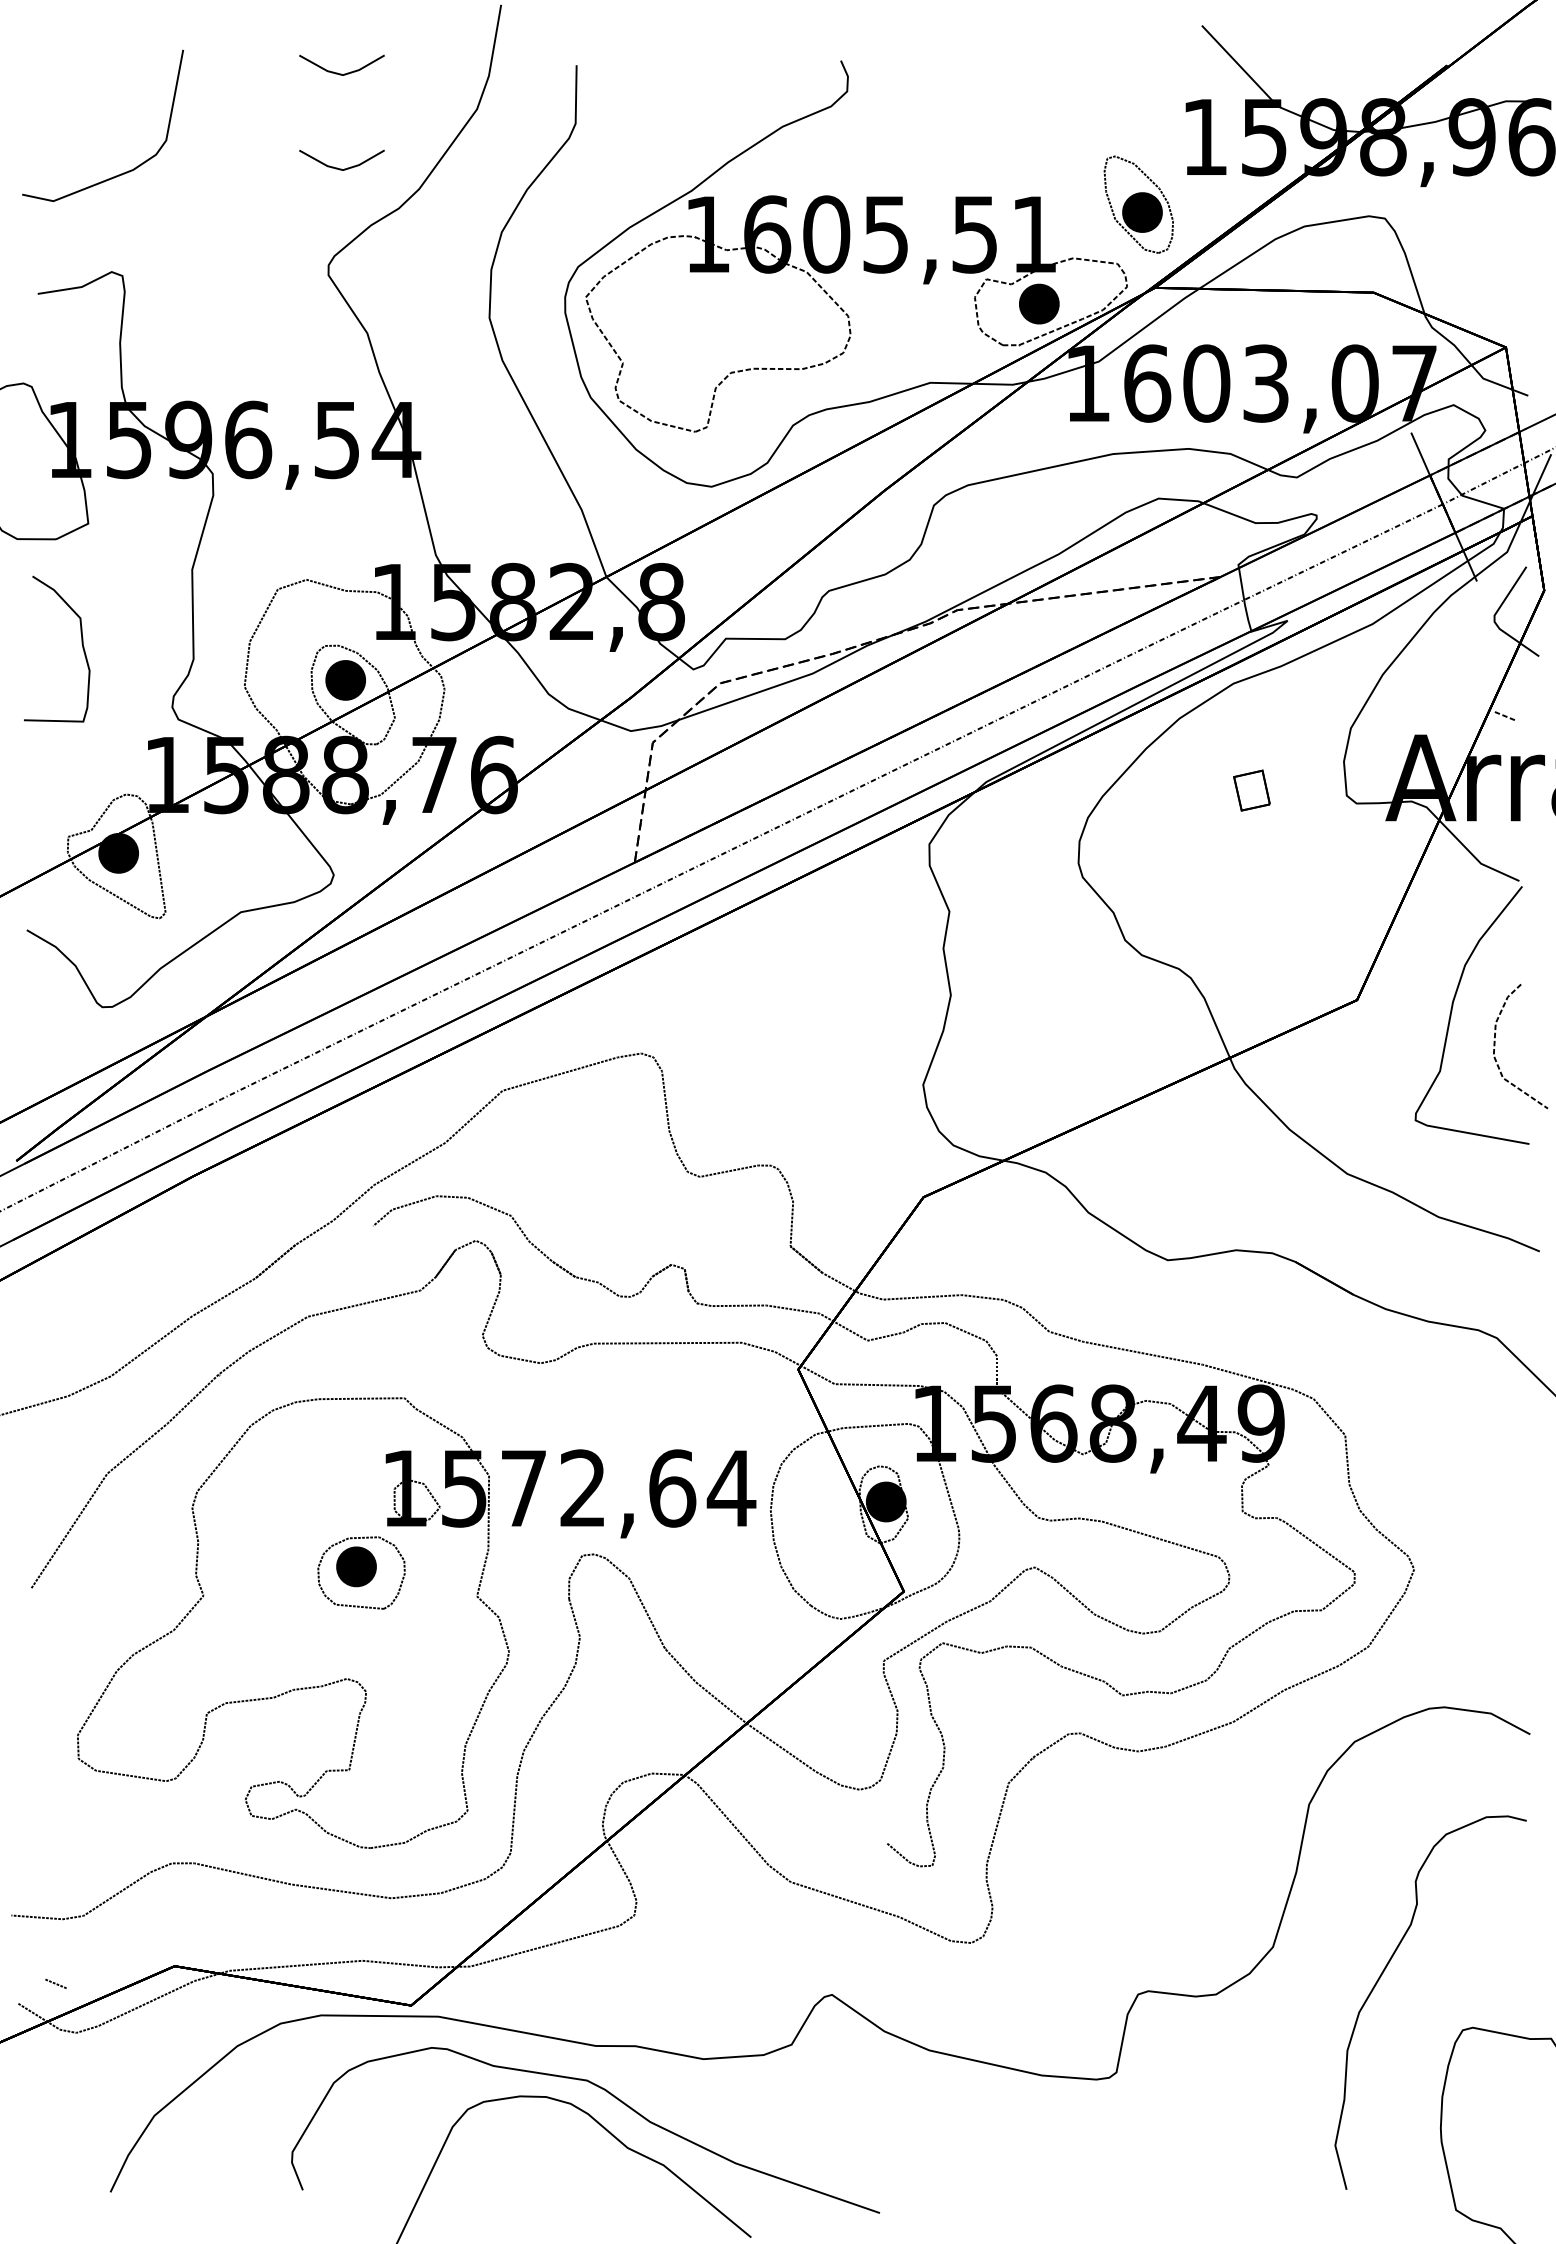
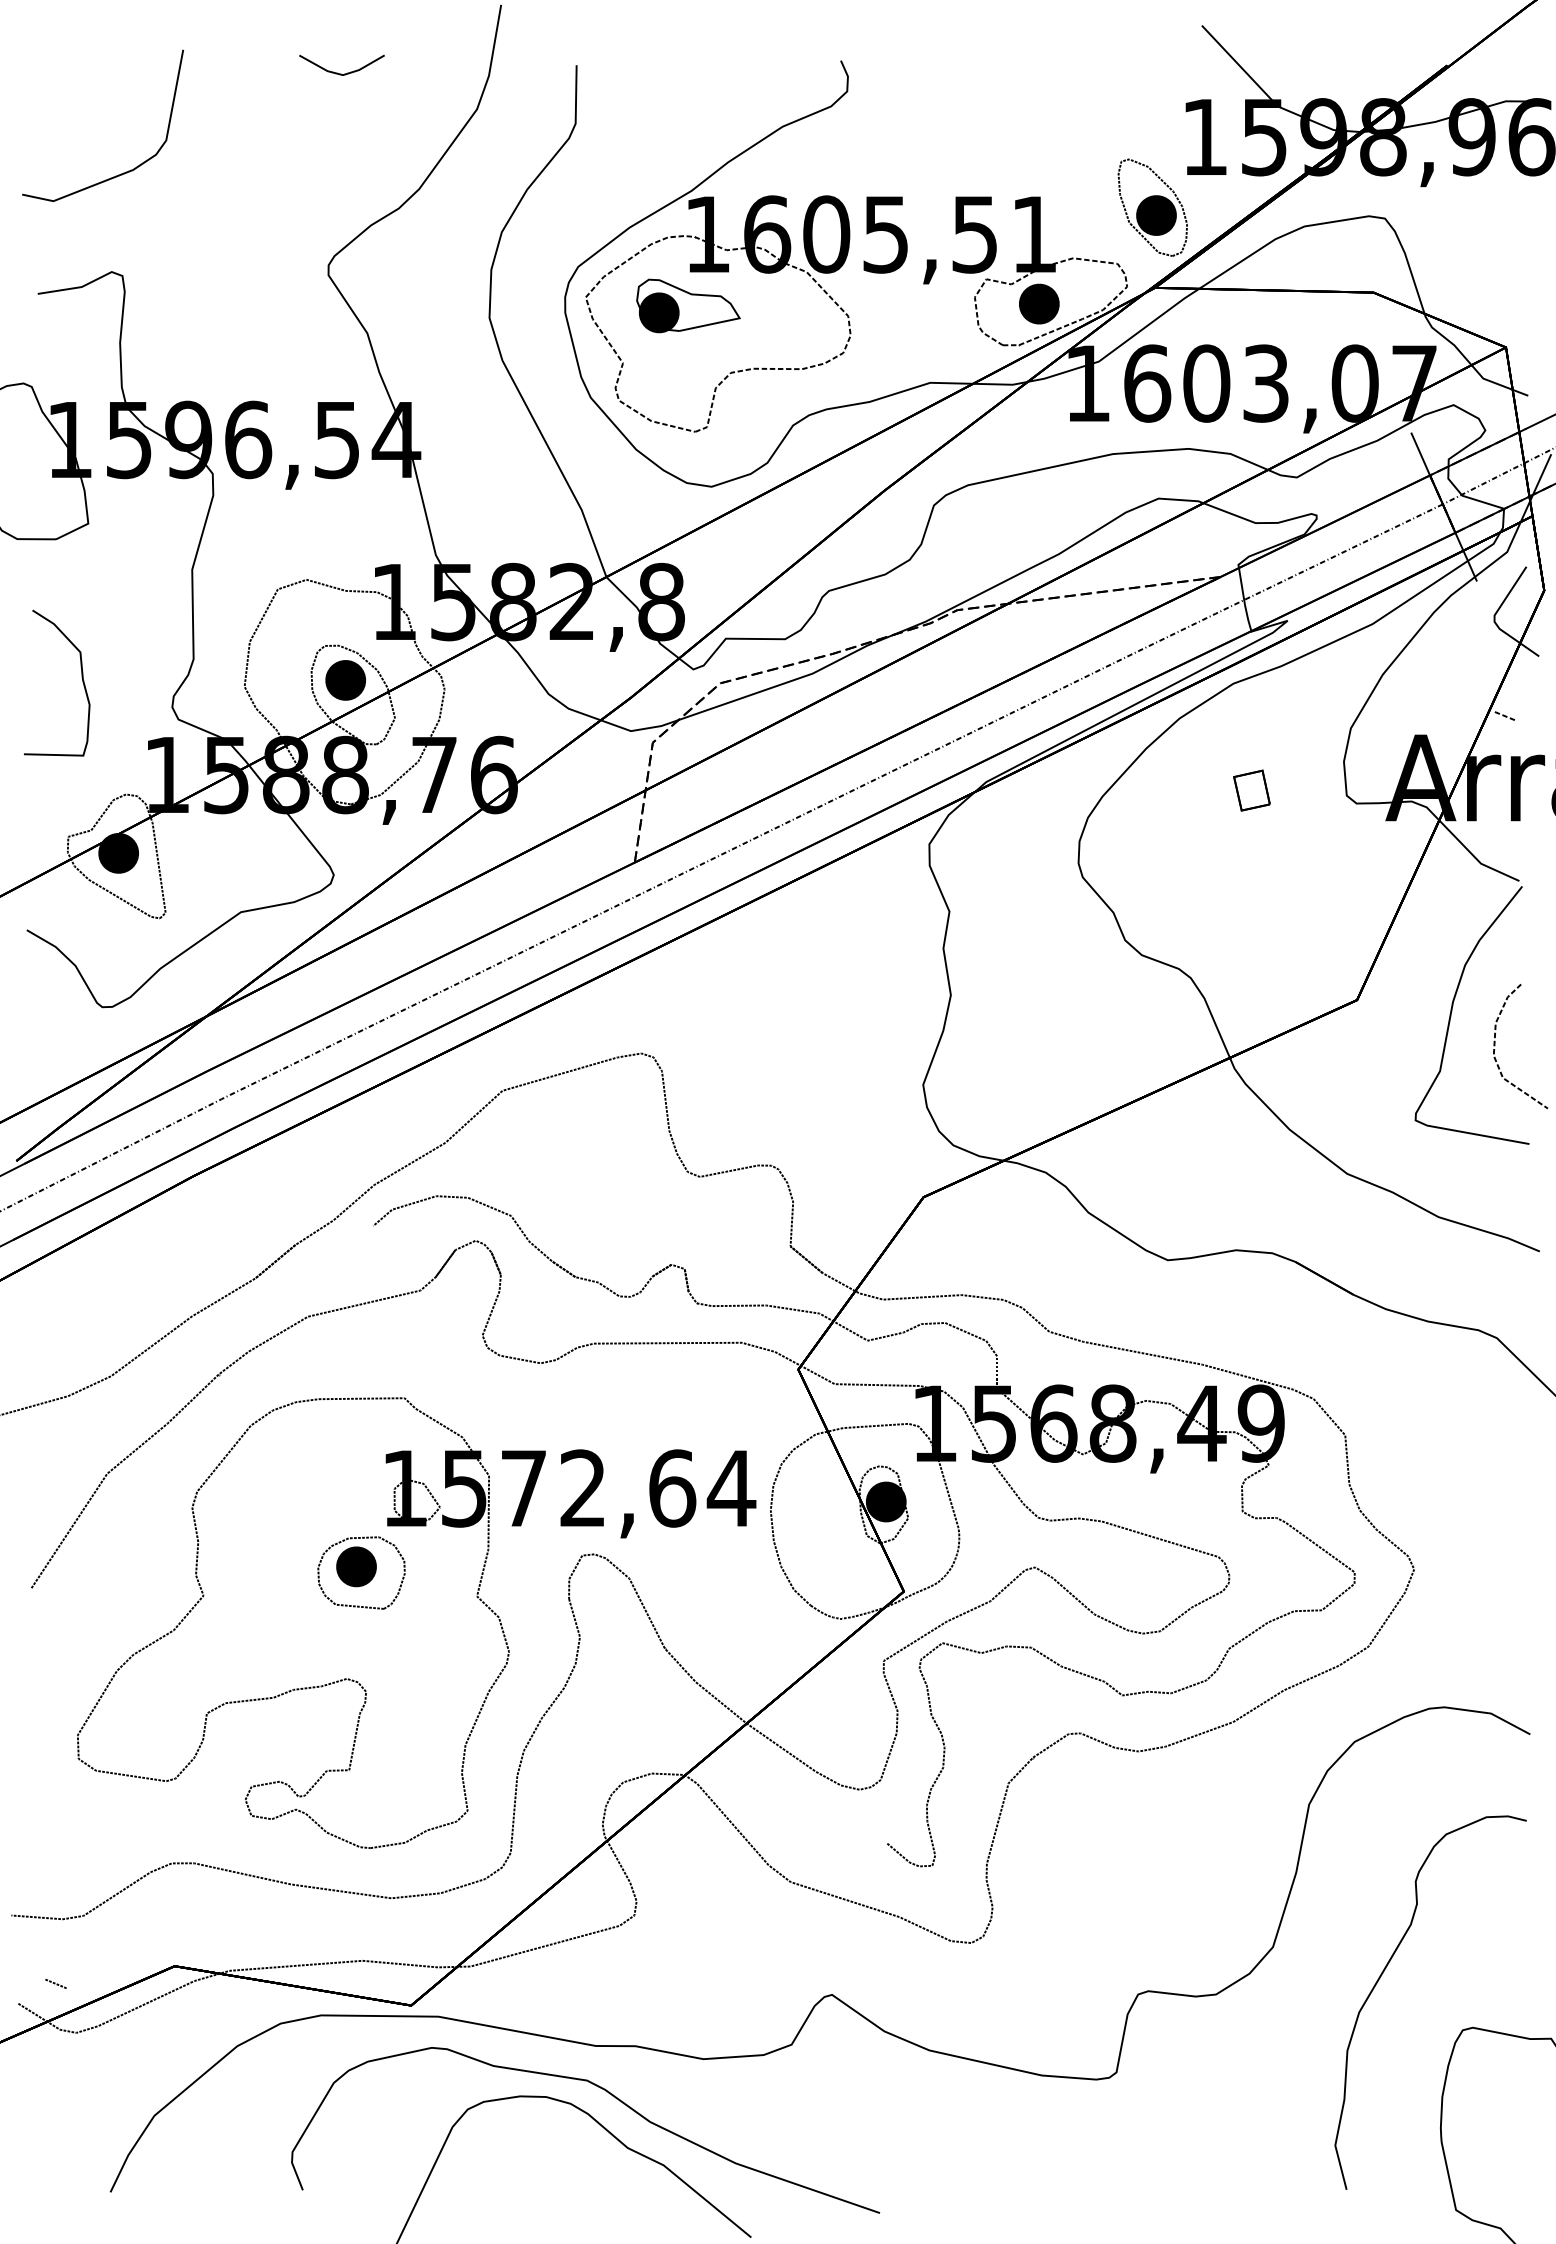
line: present -> none (337, 167)
part position: (1138, 204) -> (1152, 207) (1152, 207)
part: none -> present (688, 305)
curve position: (81, 644) -> (81, 678) (81, 678)
